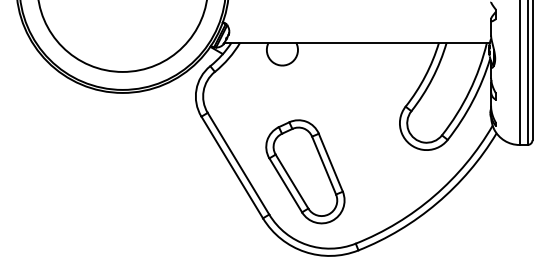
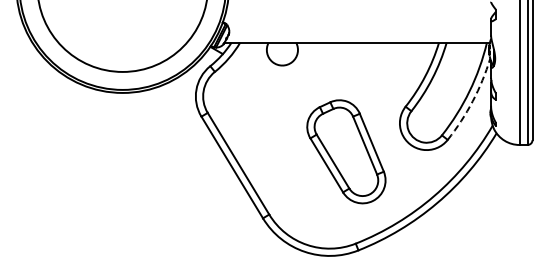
arc: solid -> dashed (472, 101)
part position: (305, 171) -> (346, 151) (346, 151)
